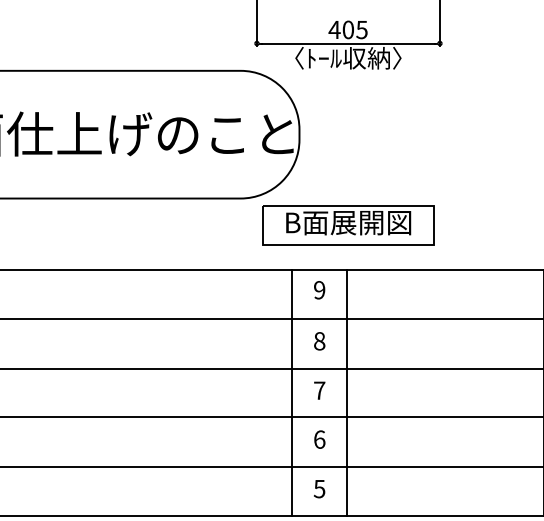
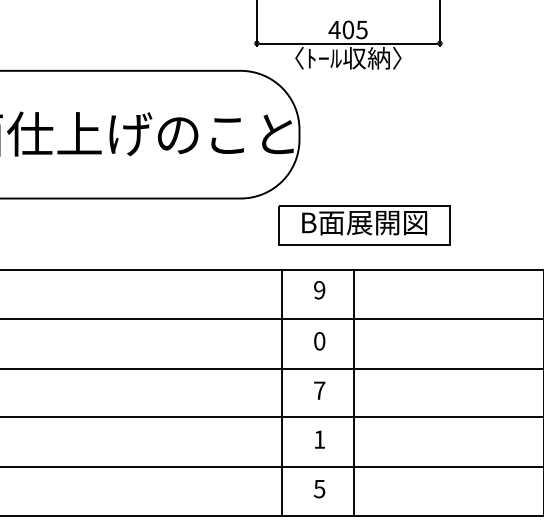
part position: (348, 225) -> (364, 225) (364, 225)
text: 8 -> 0 (319, 341)
line position: (292, 393) -> (282, 393) (282, 393)
line position: (347, 393) -> (354, 393) (354, 393)
text: 6 -> 1 (319, 439)
